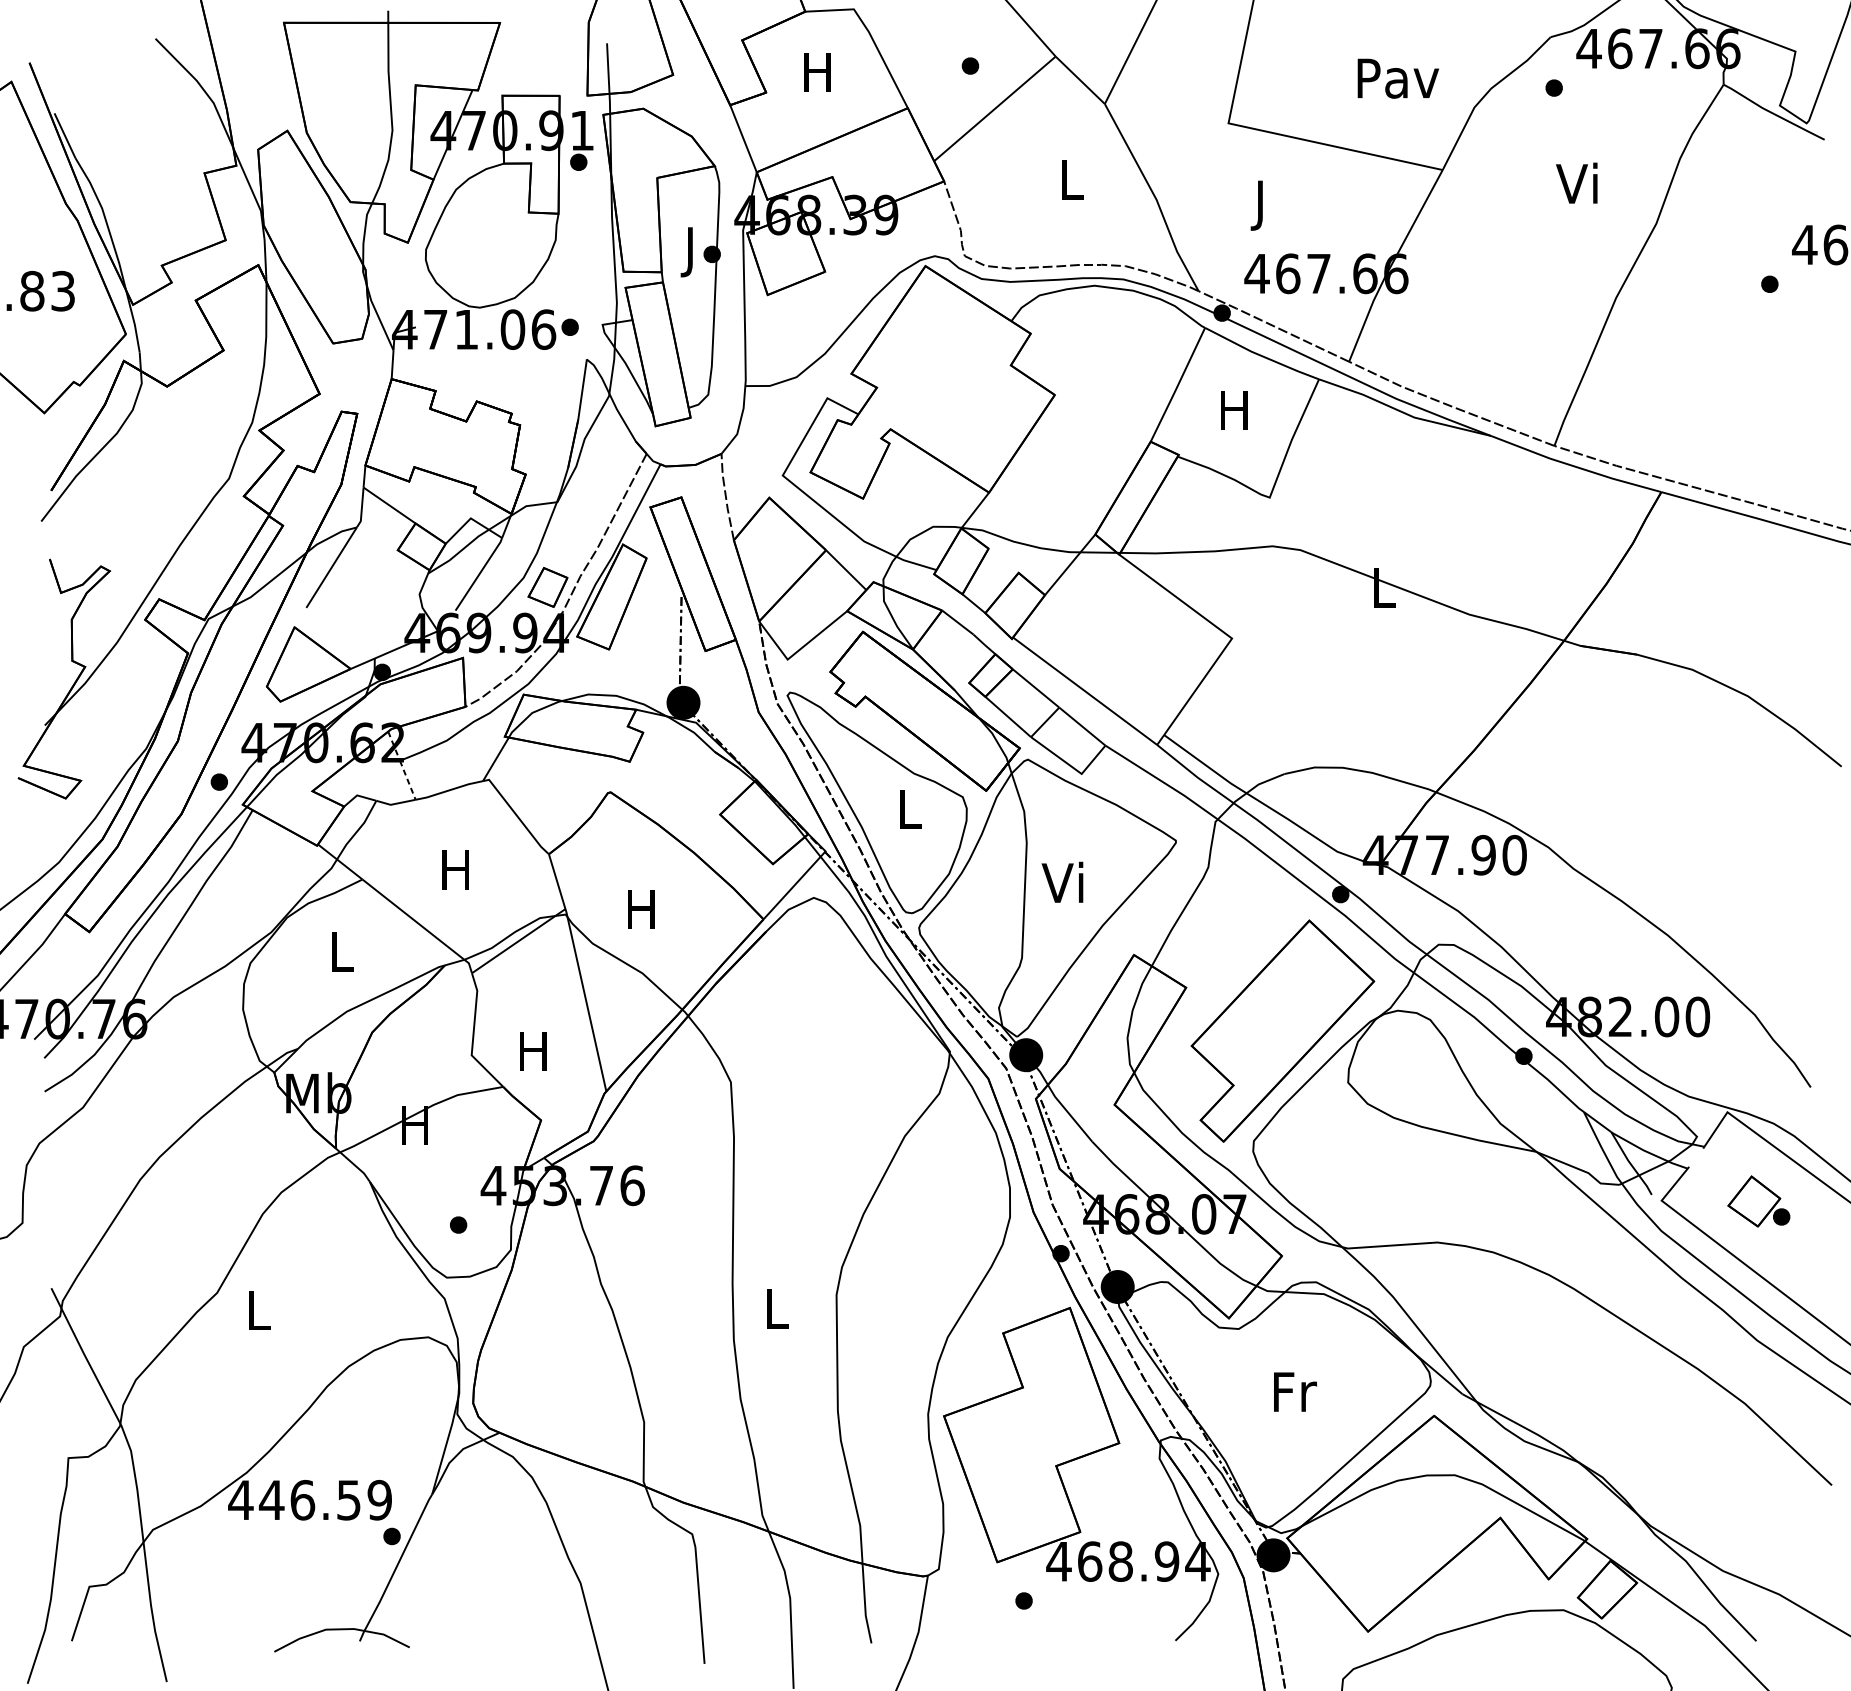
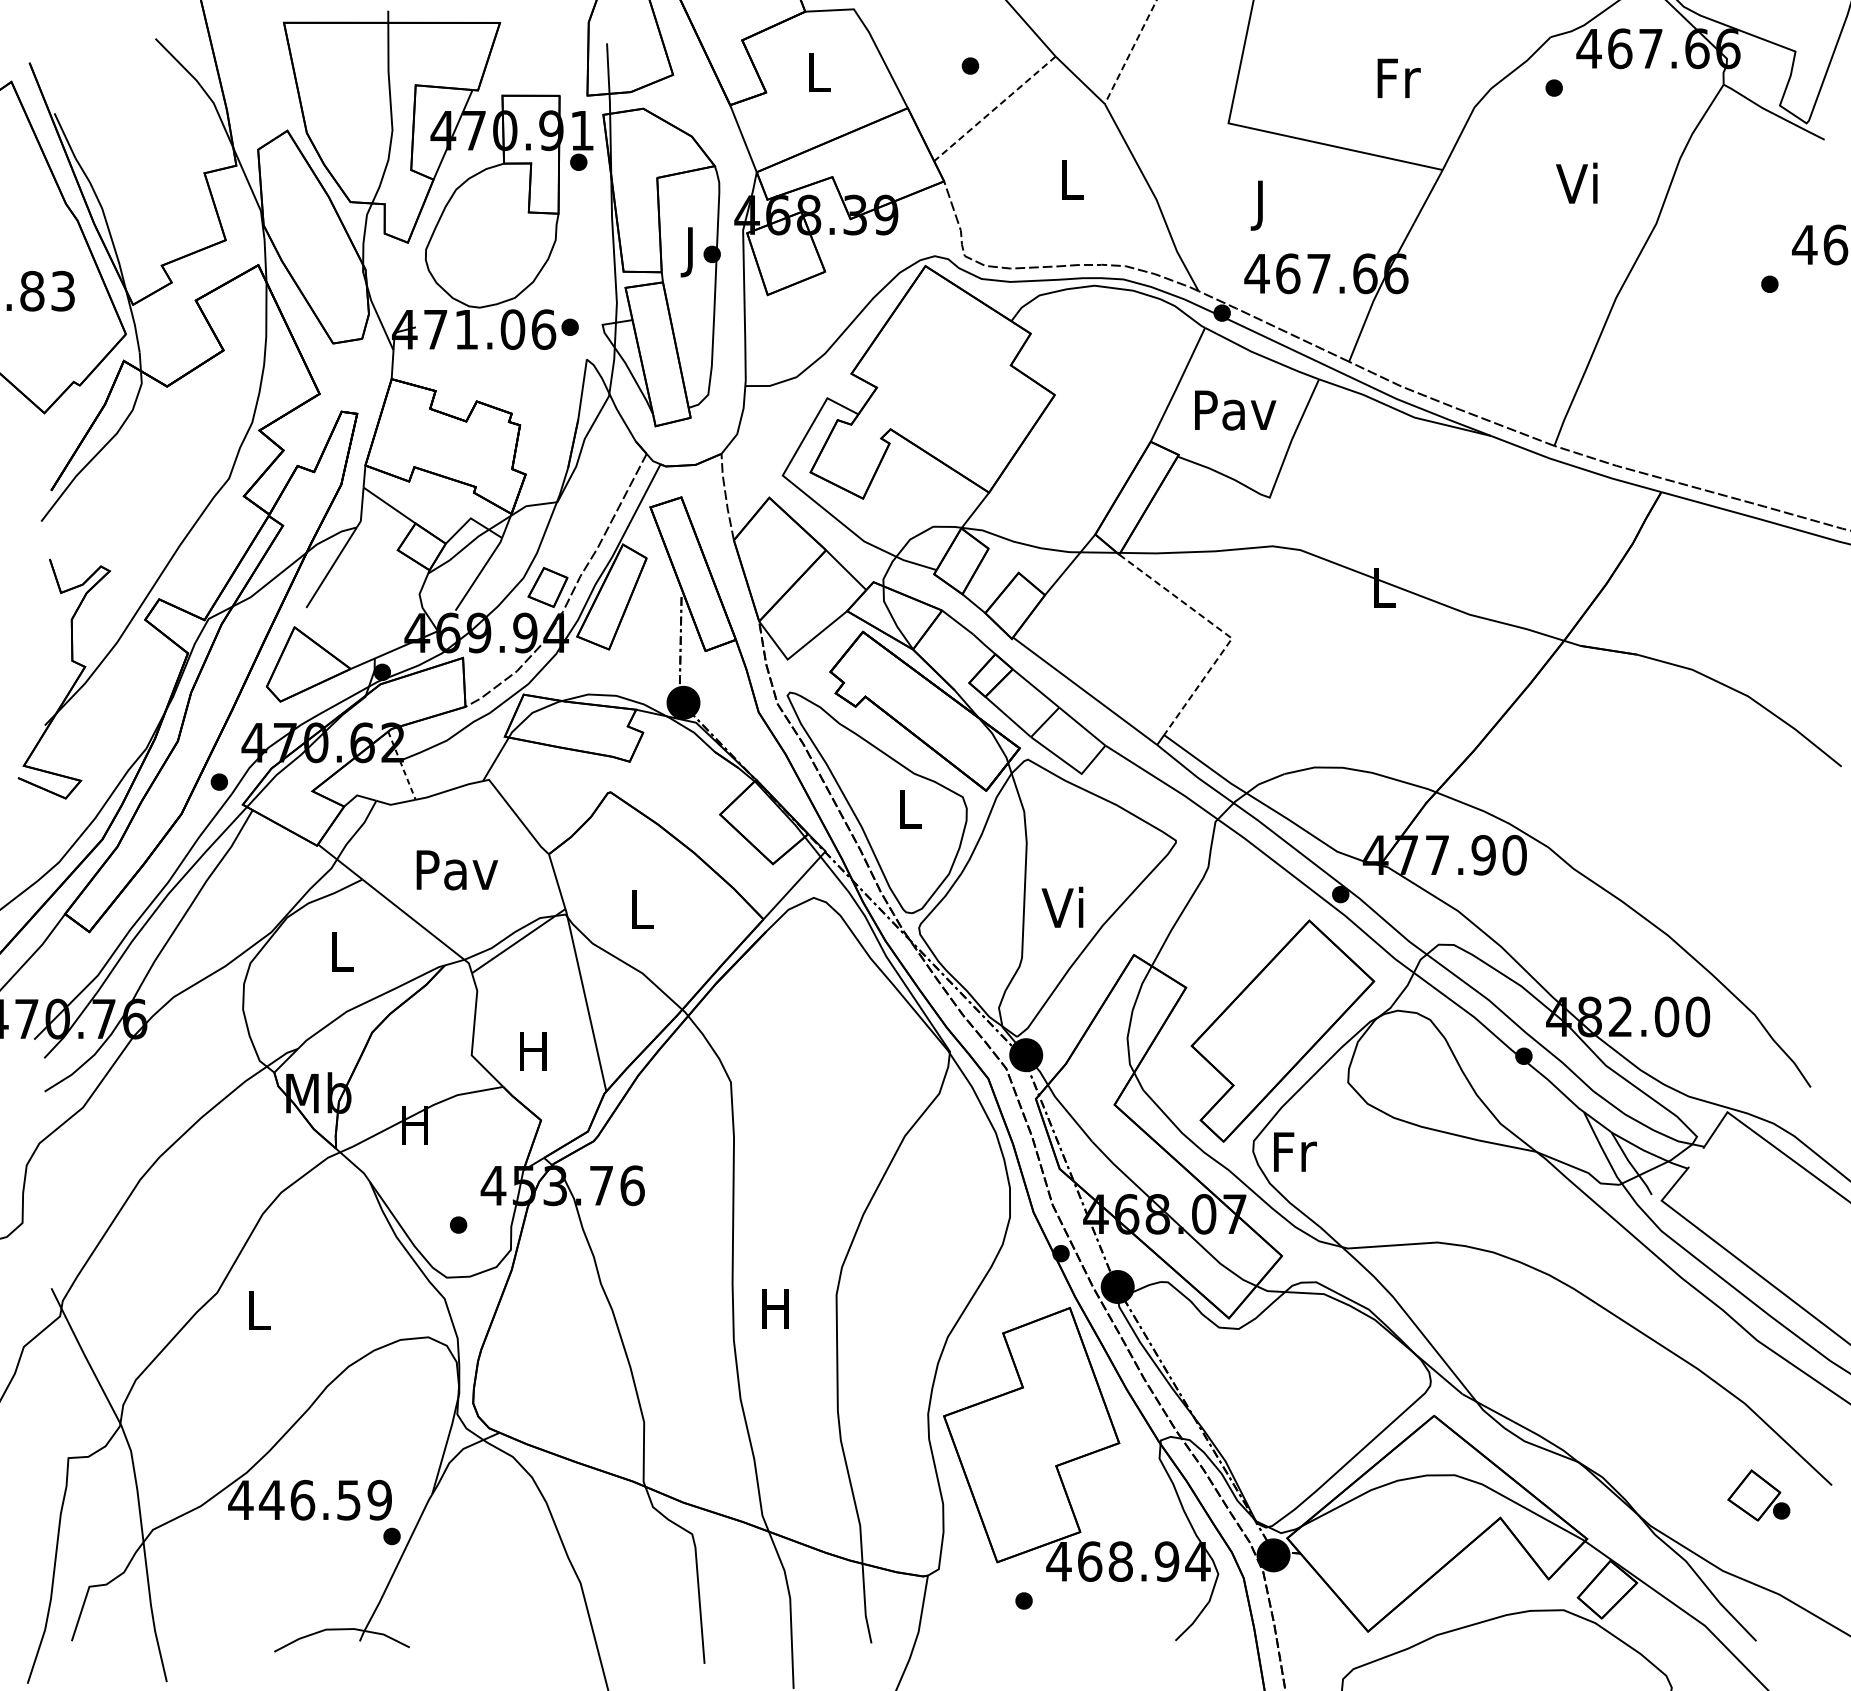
line: solid -> dashed (1130, 52)
text: H -> L (817, 72)
text: Pav -> Fr (1397, 78)
line: solid -> dashed (994, 109)
text: H -> Pav (1235, 410)
line: solid -> dashed (1224, 632)
text: H -> Pav (457, 870)
text position: (1062, 881) -> (1062, 906) (1062, 906)
text: H -> L (641, 909)
part position: (1758, 1201) -> (1758, 1495) (1758, 1495)
text: L -> H (775, 1308)
text position: (1295, 1391) -> (1295, 1151) (1295, 1151)
